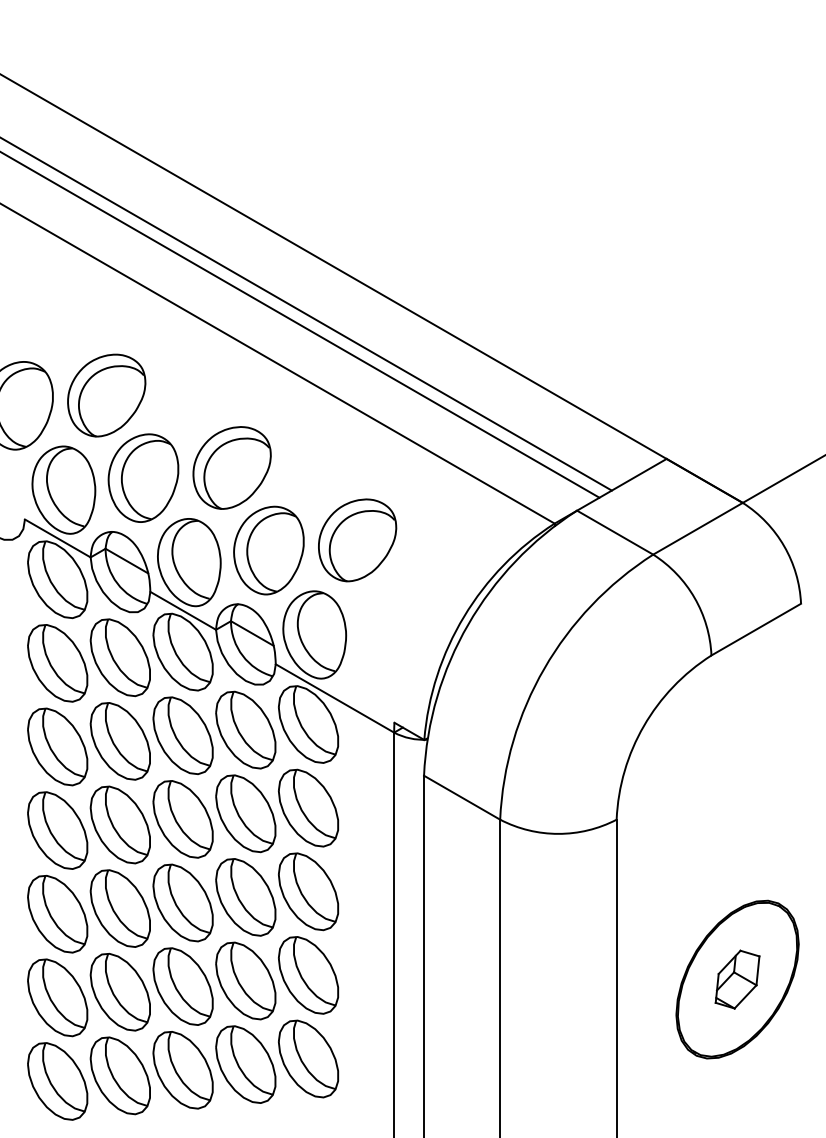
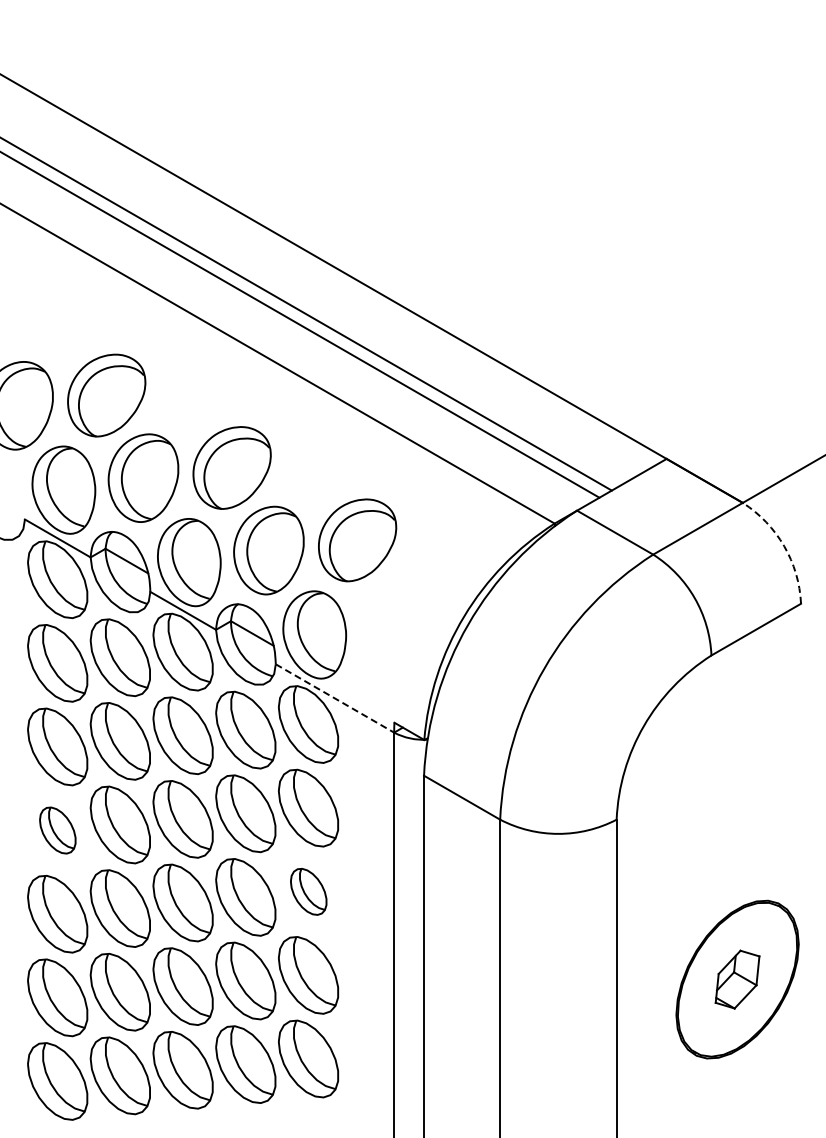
arc: solid -> dashed (784, 546)
line: solid -> dashed (335, 698)
part size: 62x79 px -> 38x49 px (57, 830)
part size: 62x80 px -> 38x48 px (308, 891)
